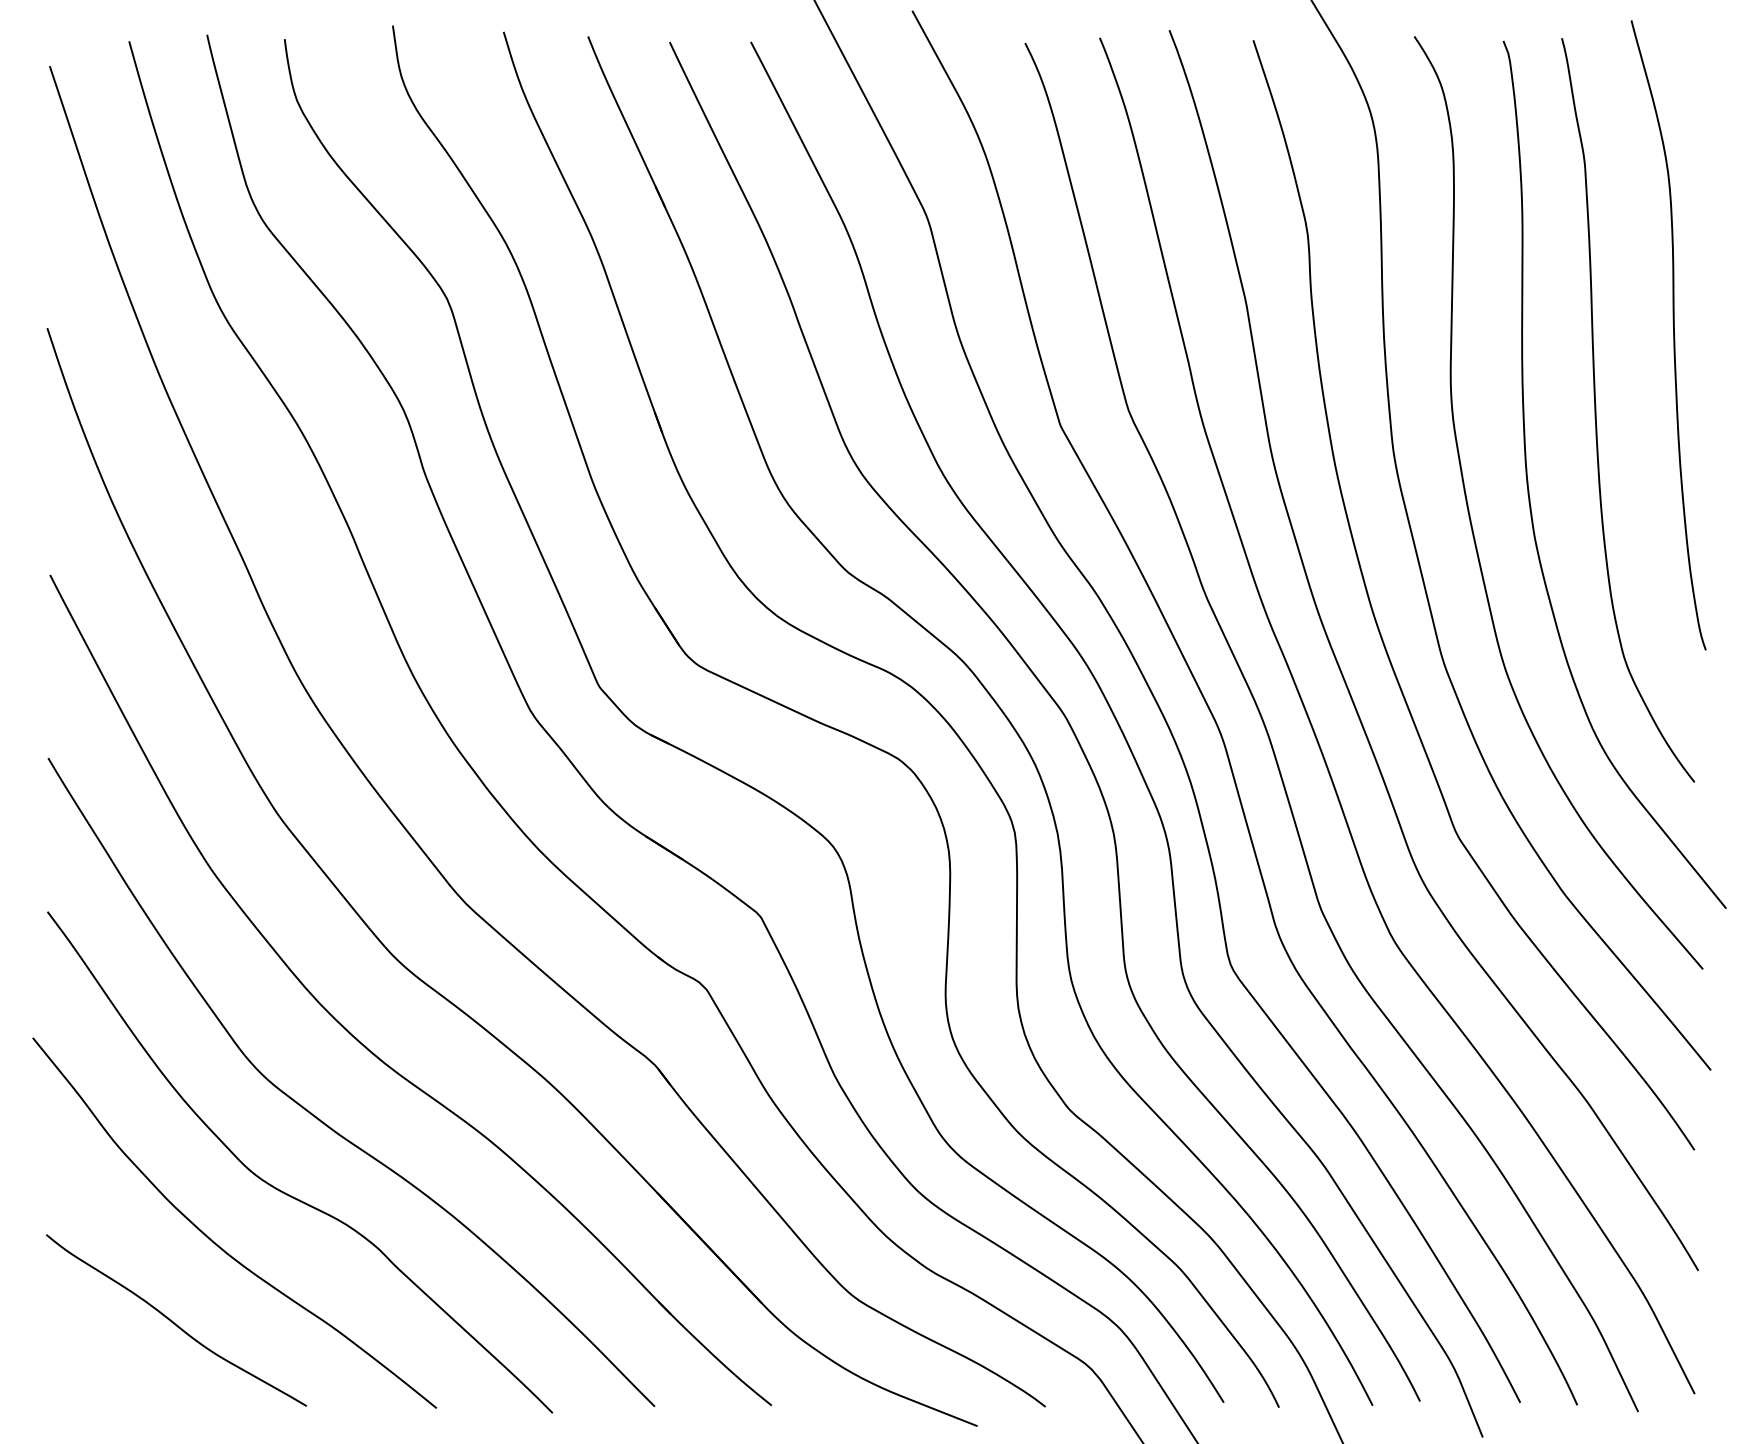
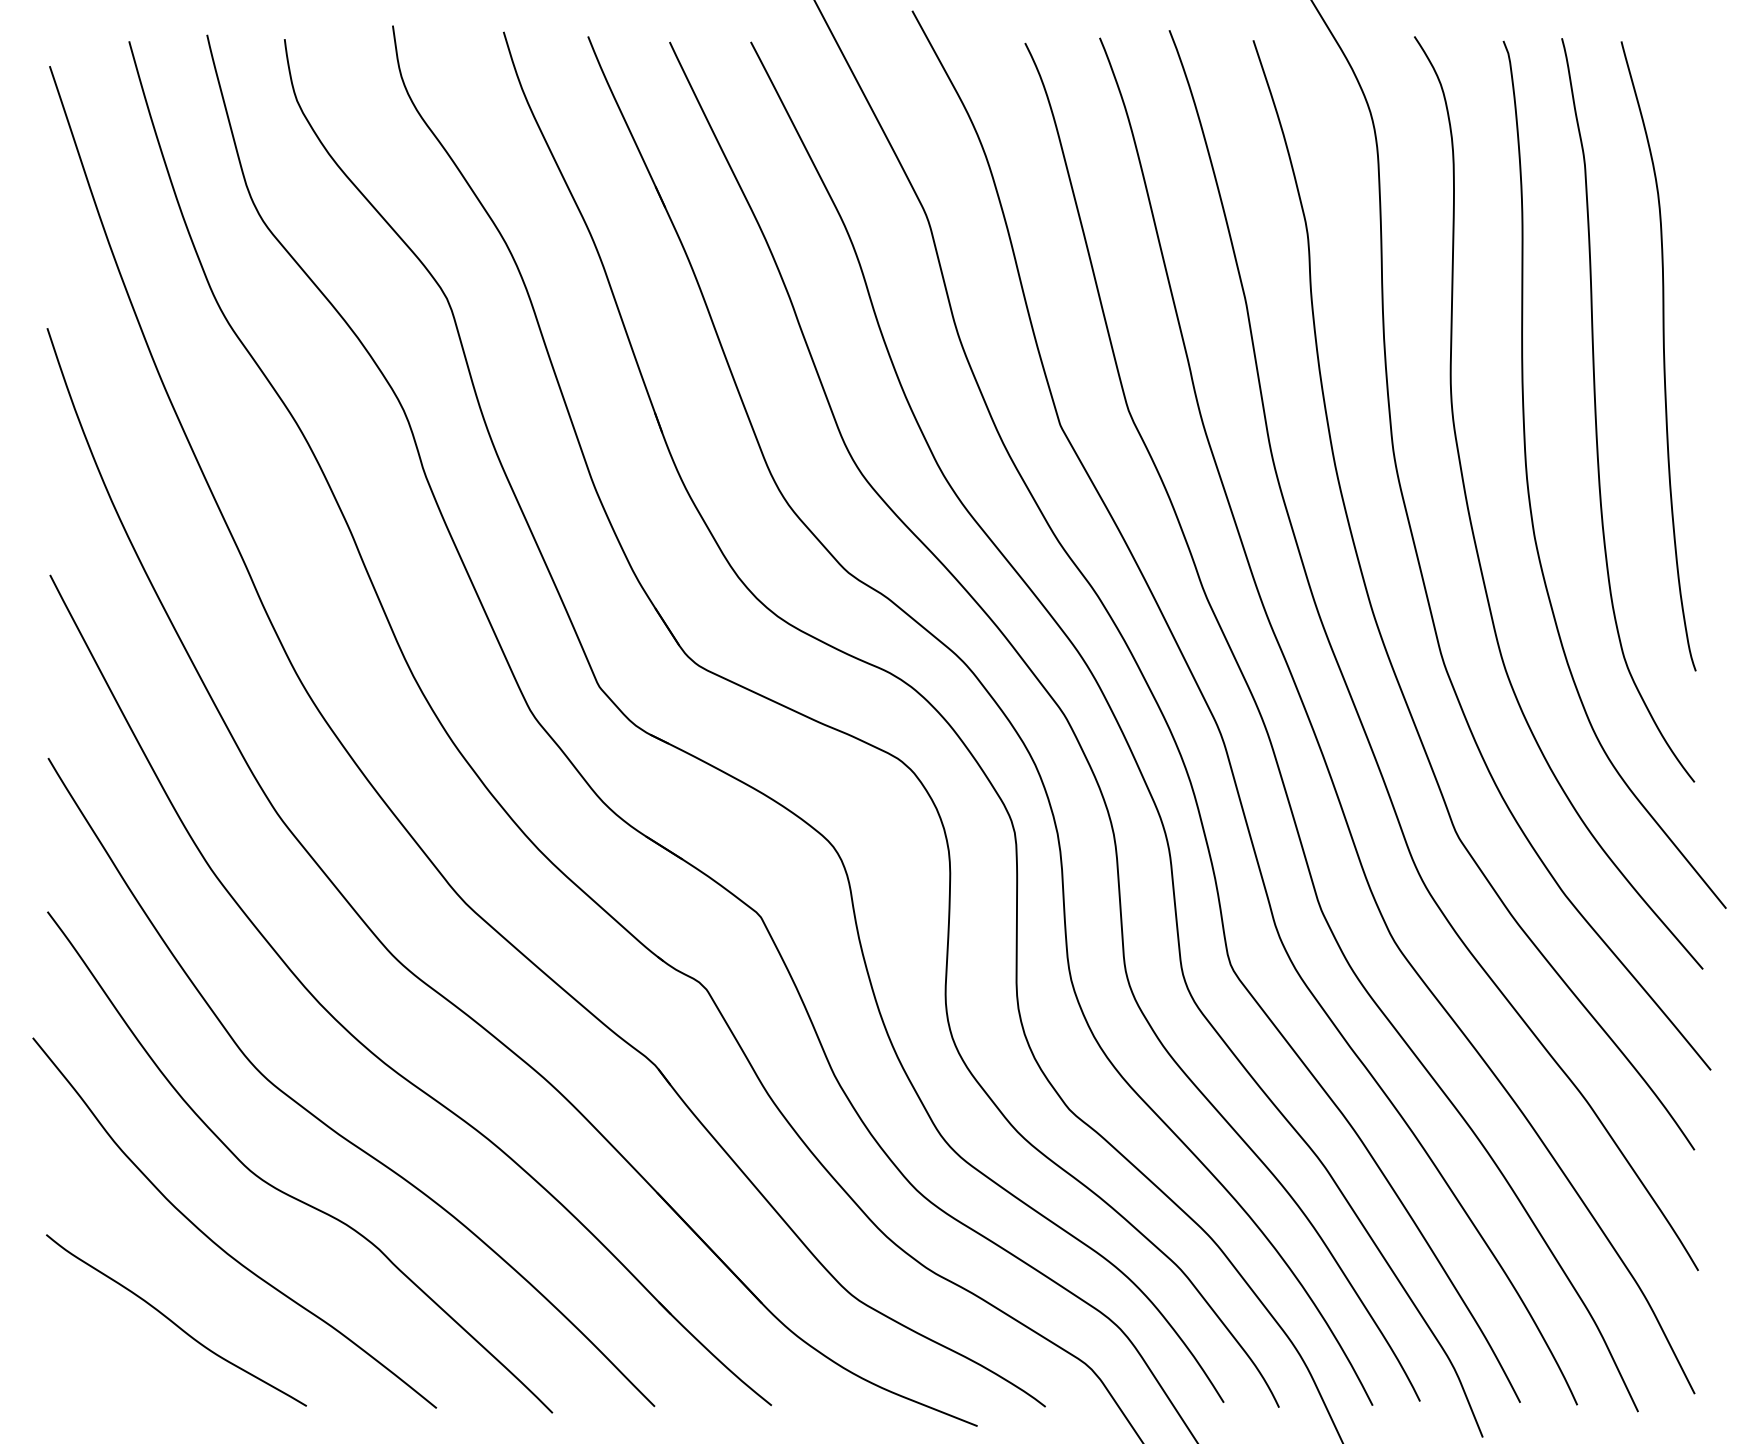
curve position: (1673, 335) -> (1663, 356) (1663, 356)
